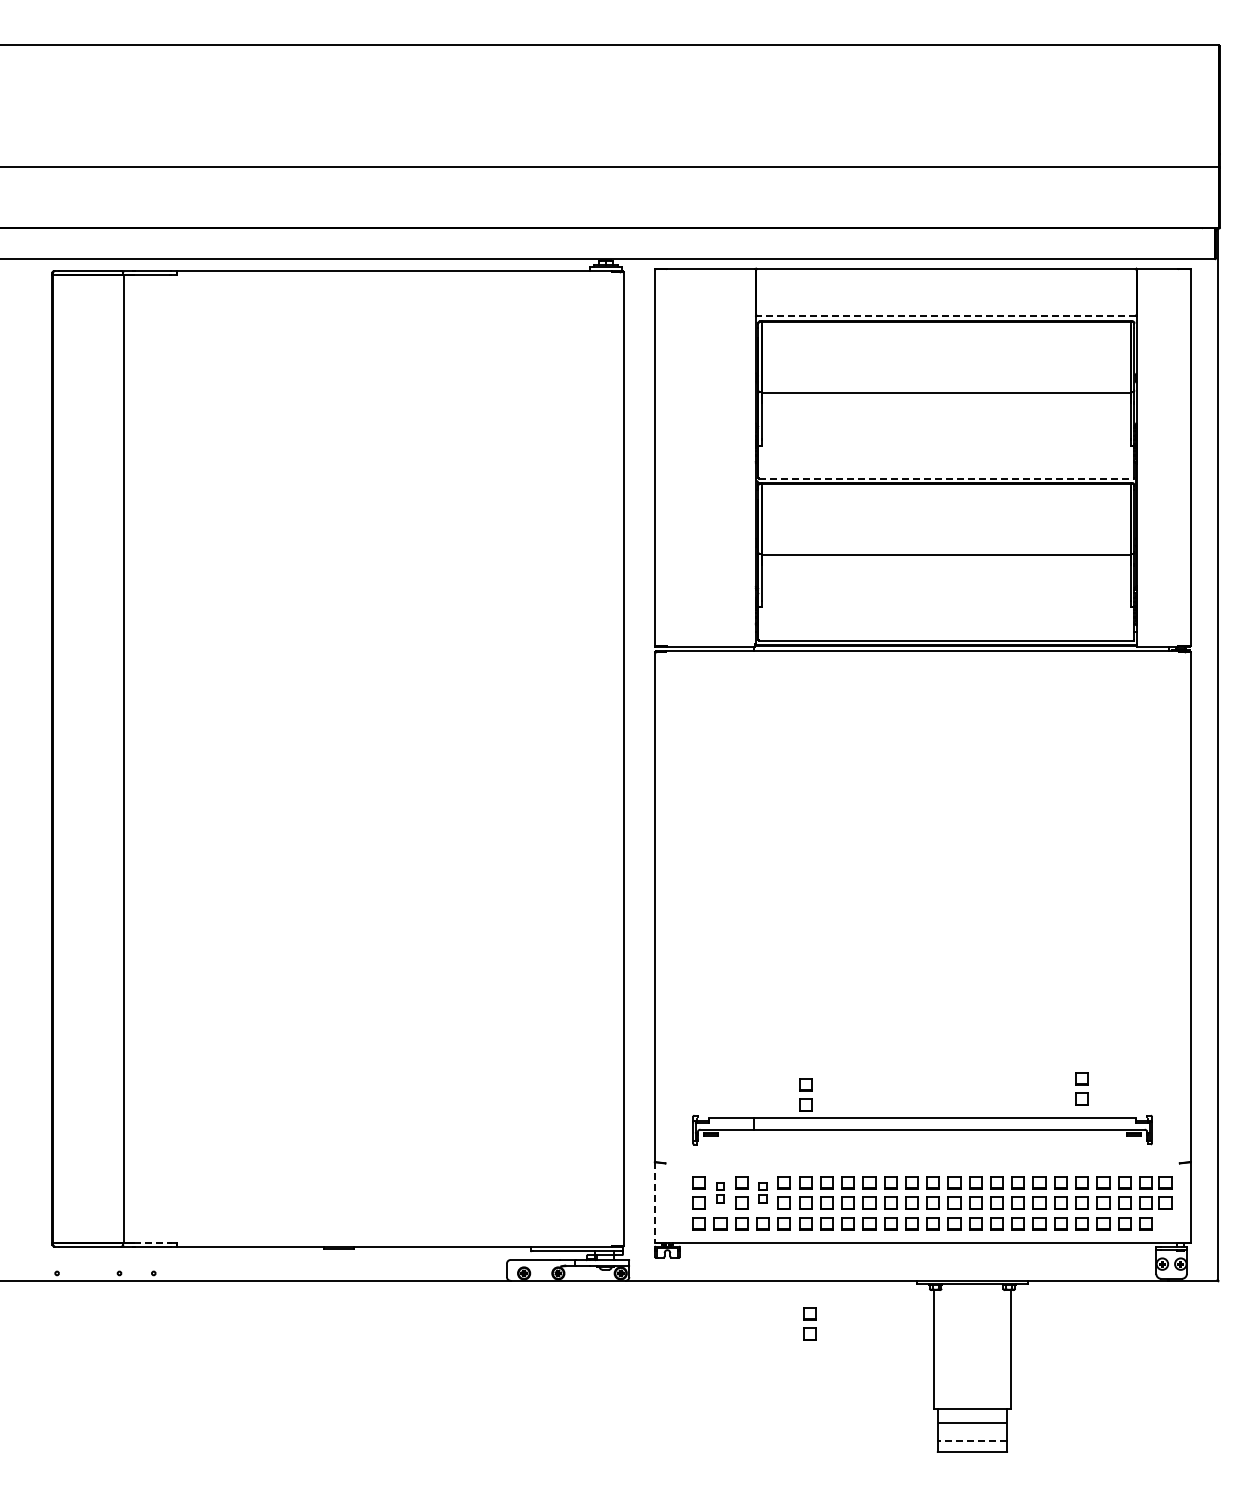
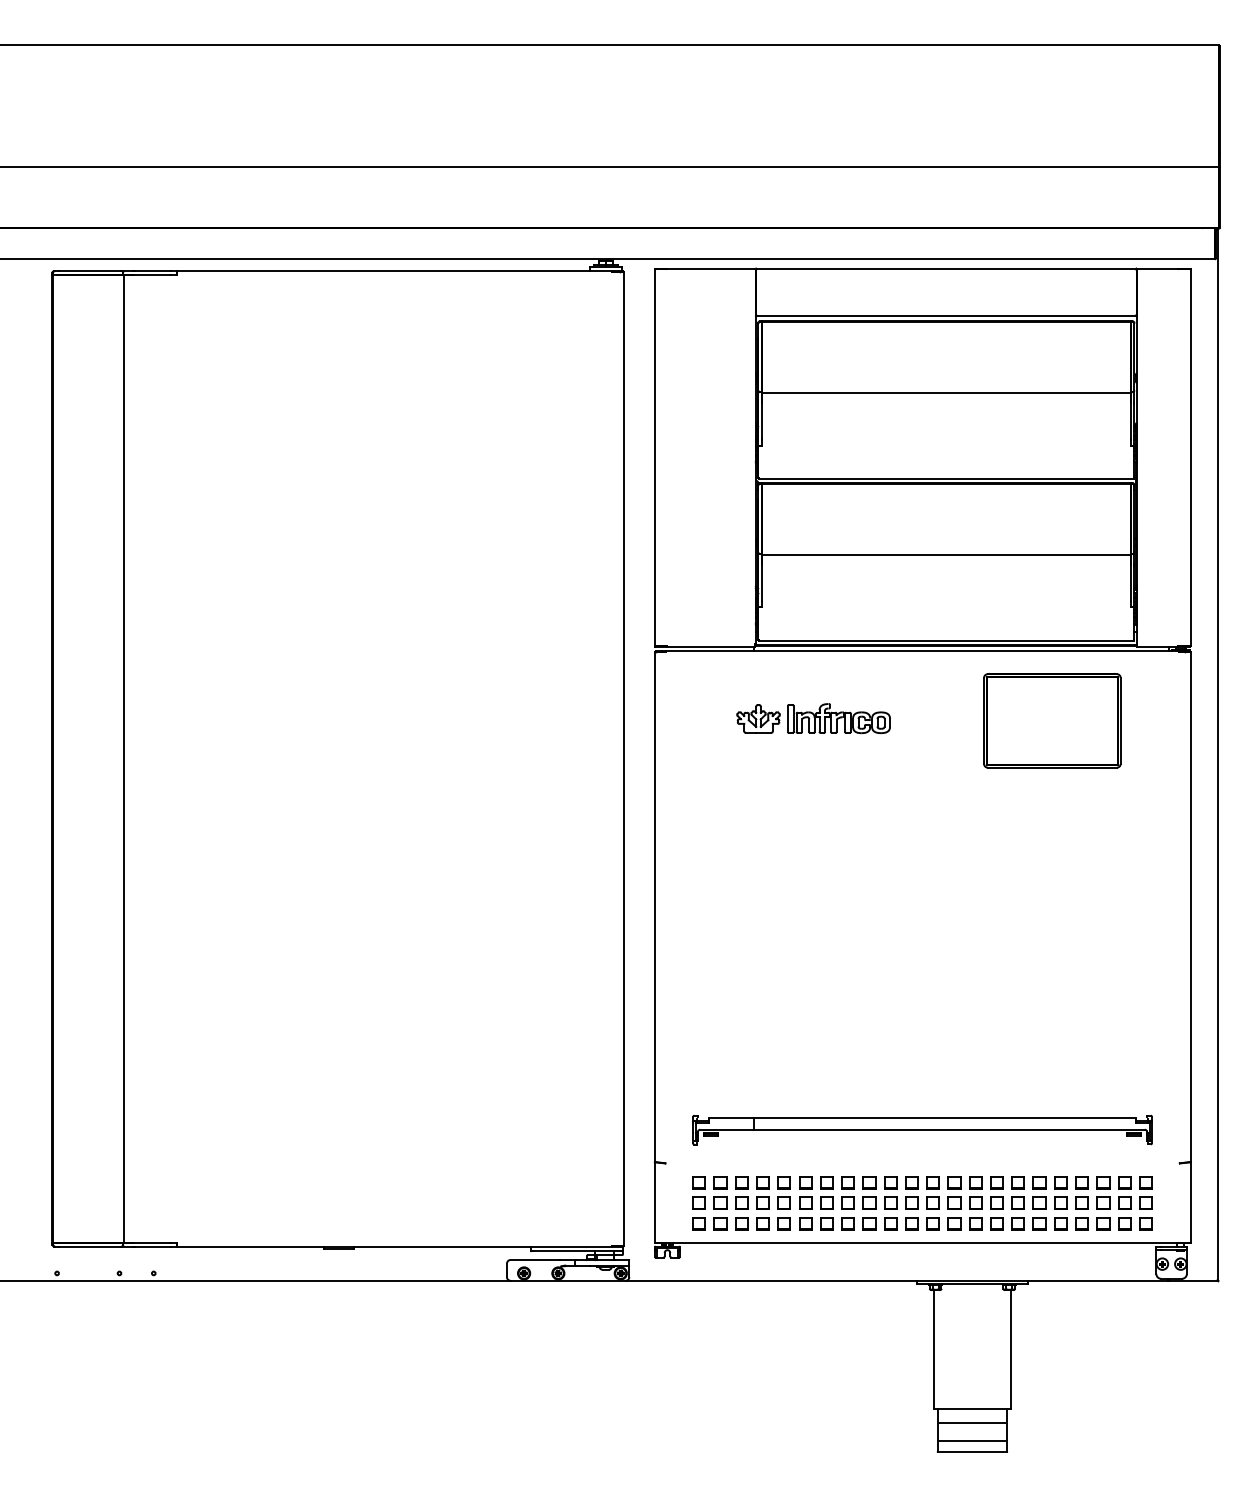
line: dashed -> solid (946, 316)
line: dashed -> solid (946, 478)
part: none -> present (813, 718)
part: none -> present (1052, 720)
part: present -> none (1081, 1088)
part: present -> none (805, 1094)
part size: 9x22 px -> 15x34 px (720, 1192)
part size: 10x22 px -> 14x34 px (762, 1192)
part: present -> none (1165, 1192)
line: dashed -> solid (654, 1202)
line: dashed -> solid (152, 1242)
part: present -> none (809, 1323)
line: dashed -> solid (972, 1441)
